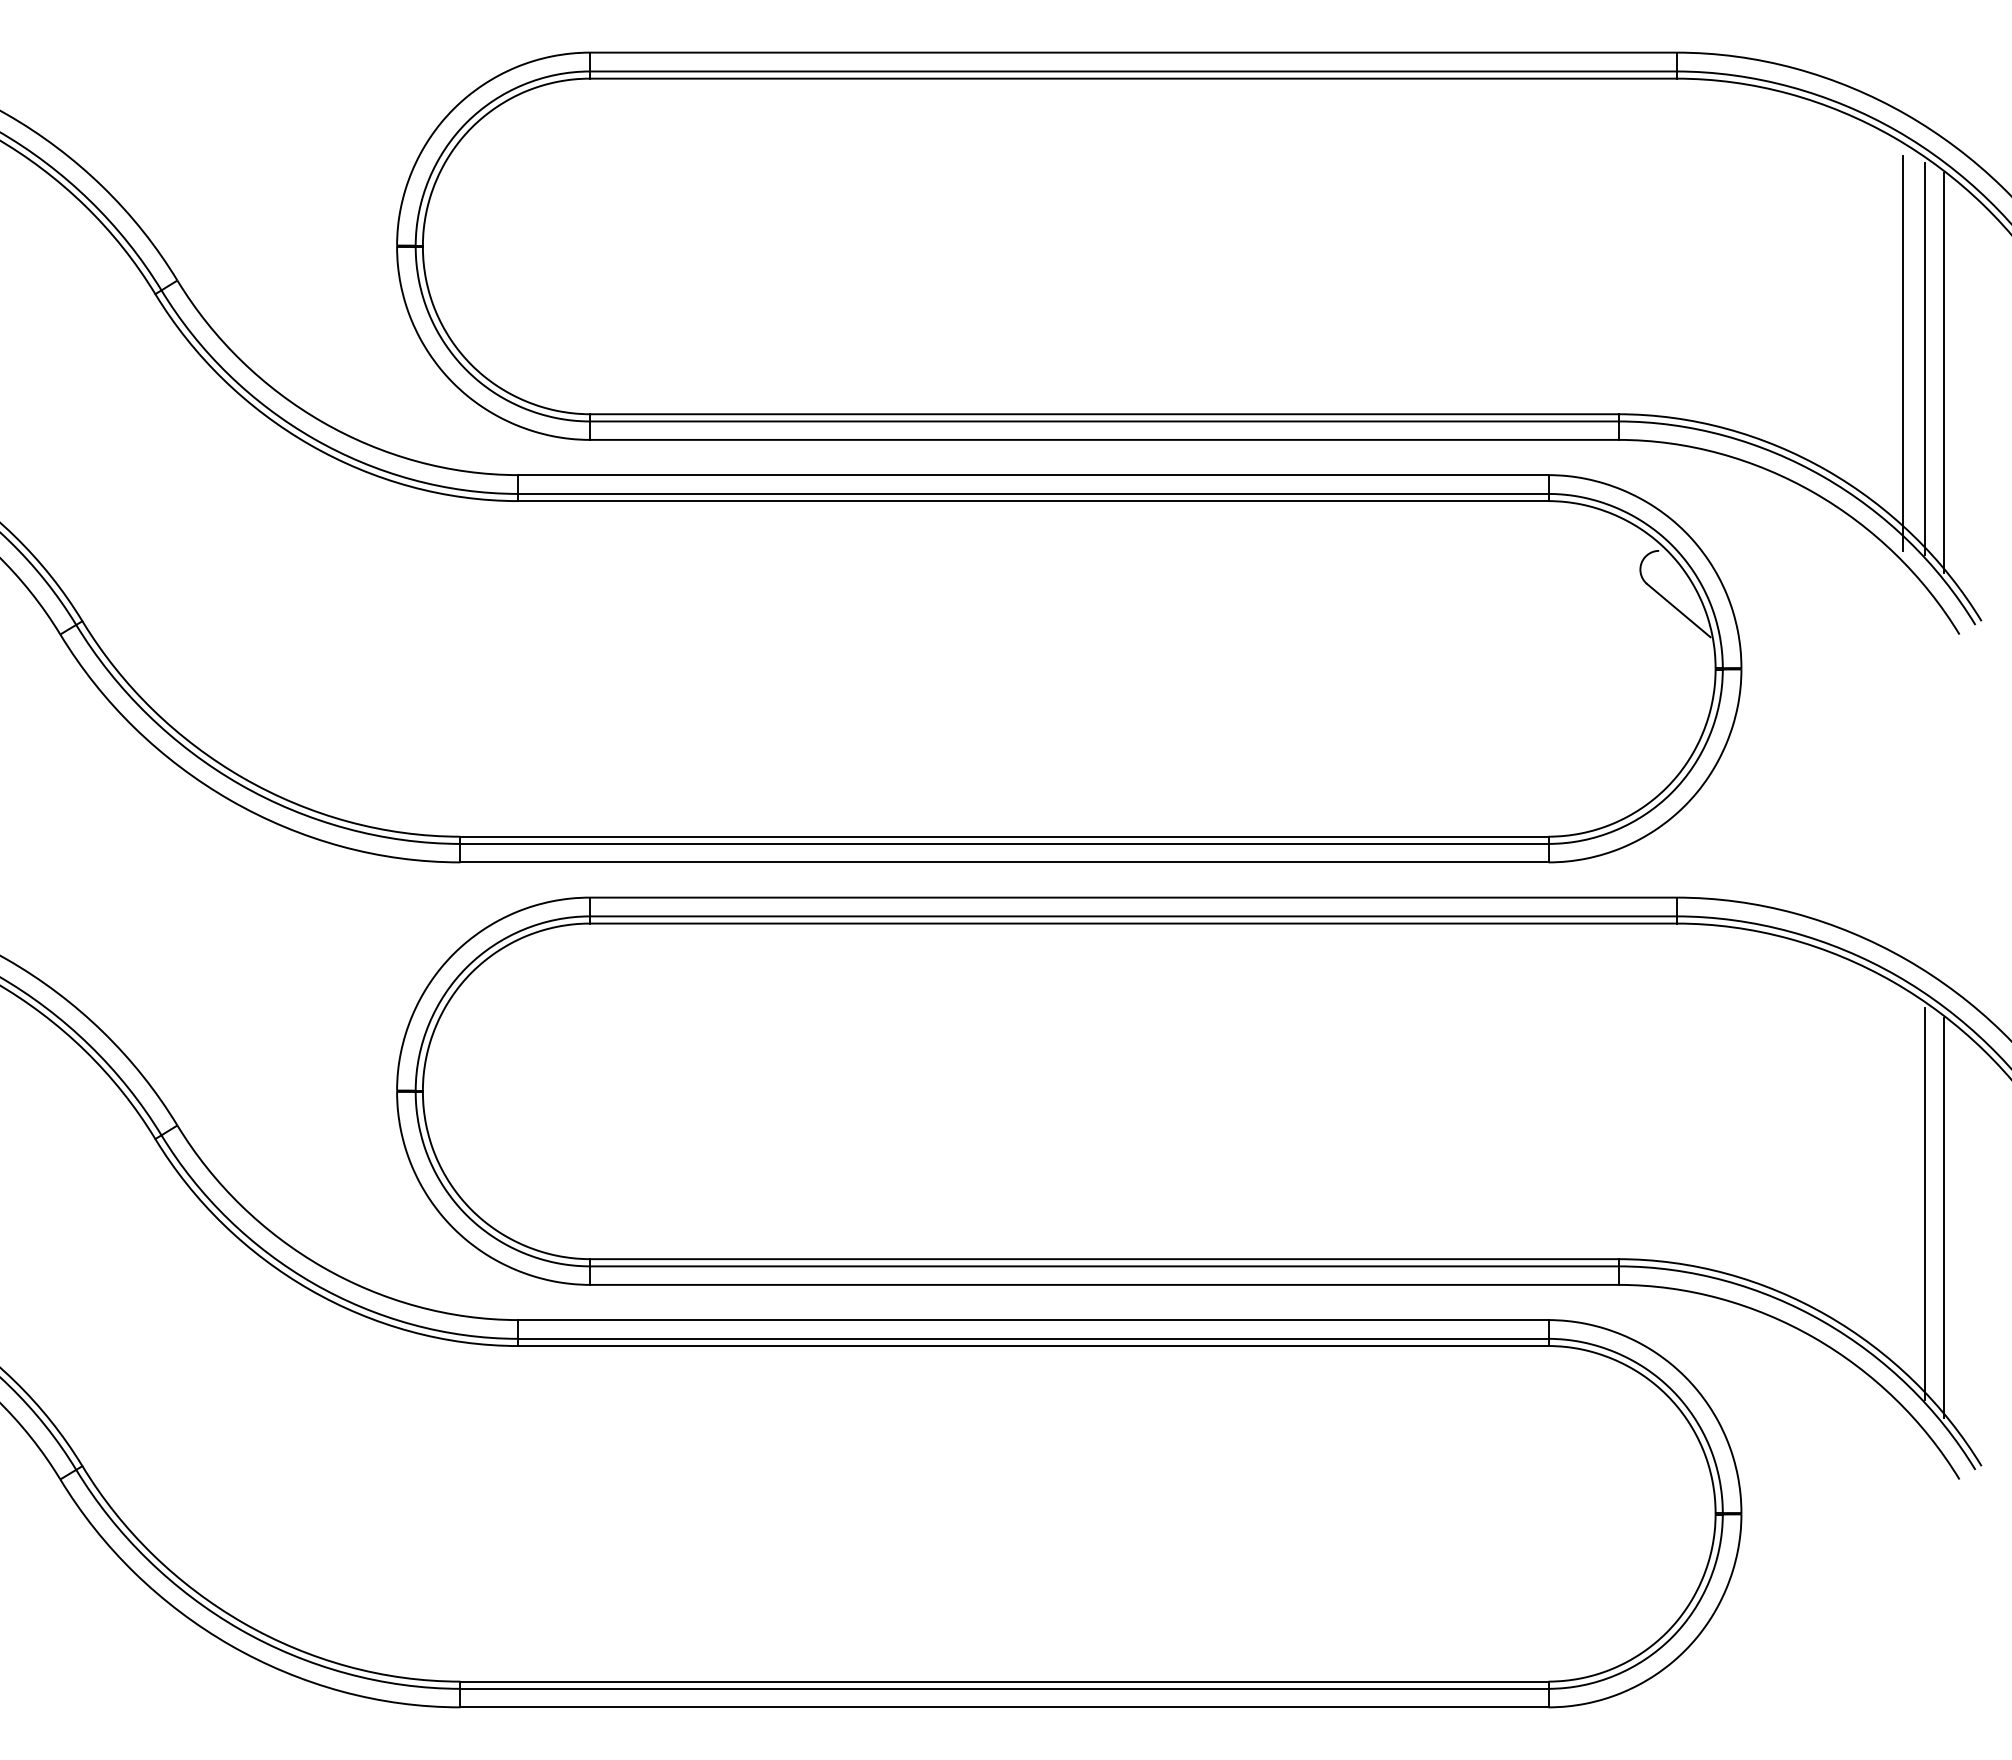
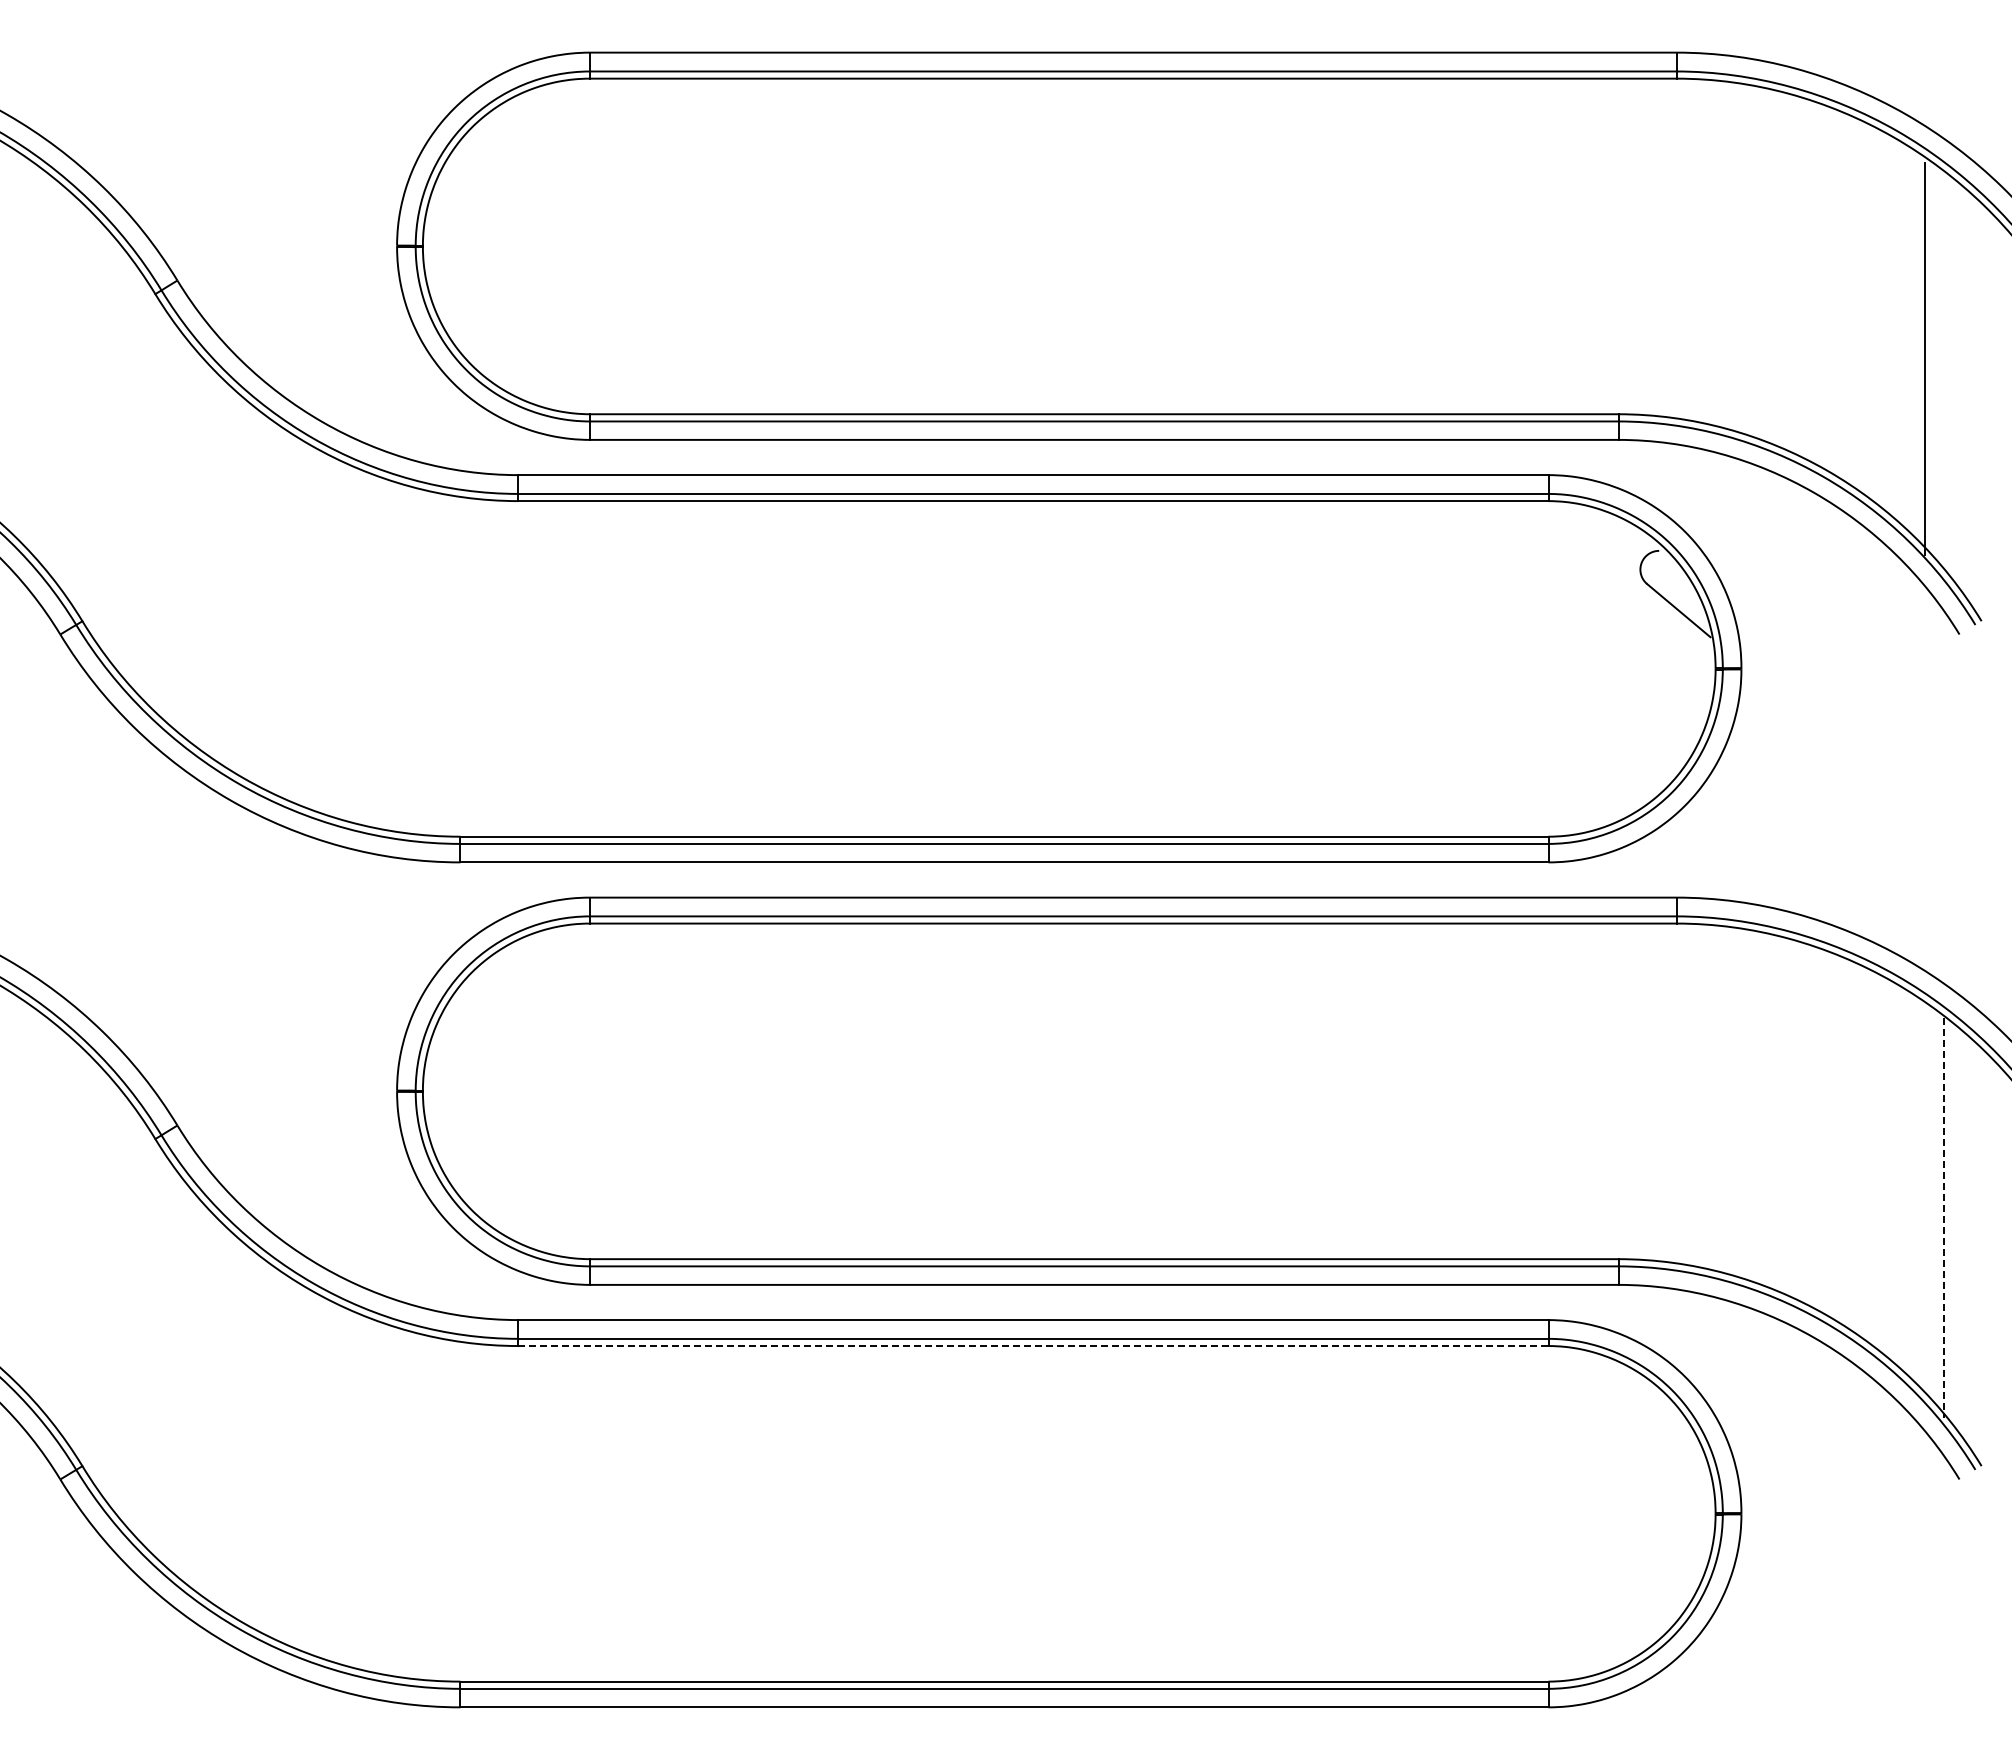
line: present -> none (1903, 352)
line: present -> none (1943, 373)
line: present -> none (1924, 1203)
line: solid -> dashed (1943, 1218)
line: solid -> dashed (1033, 1346)
